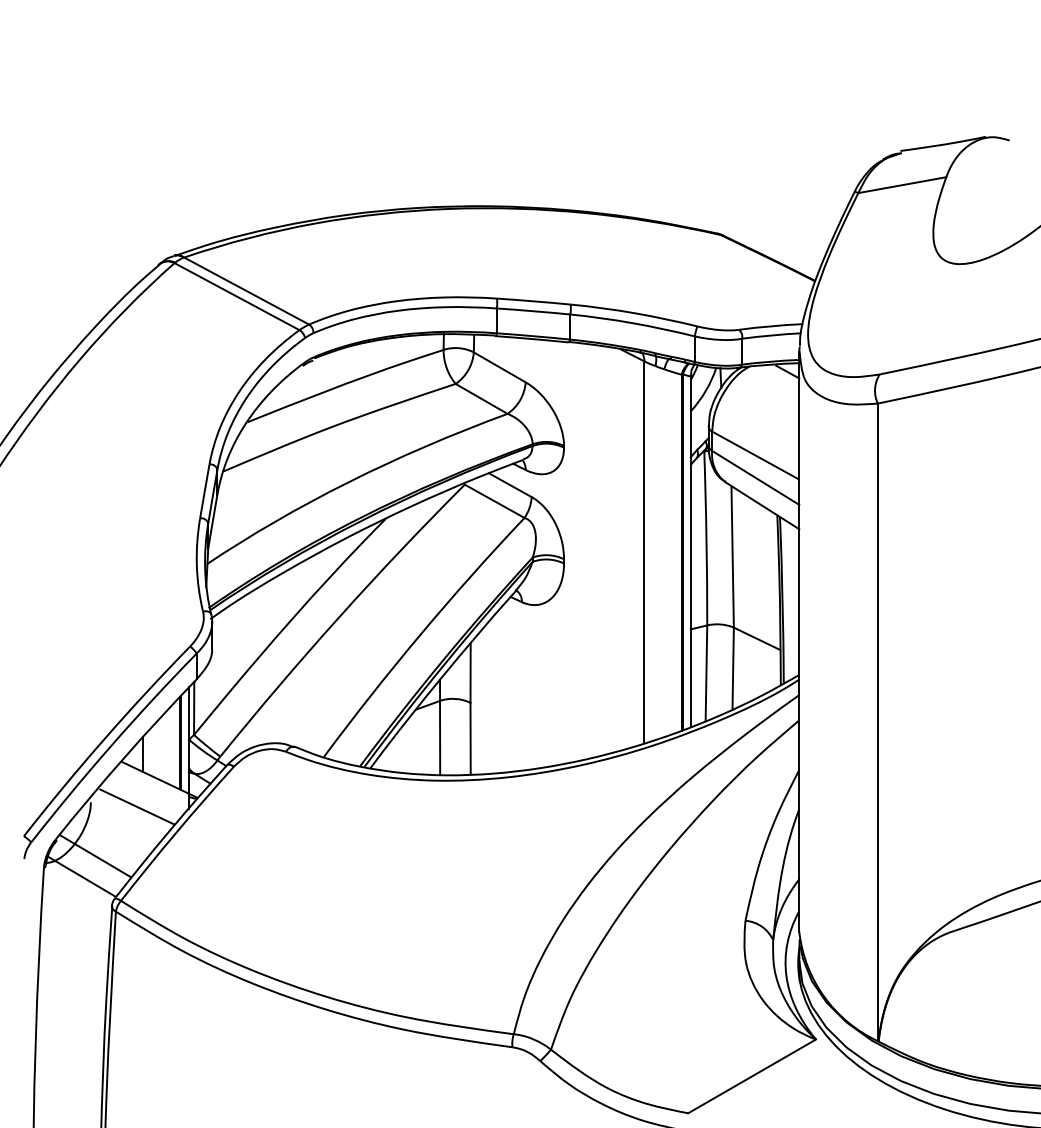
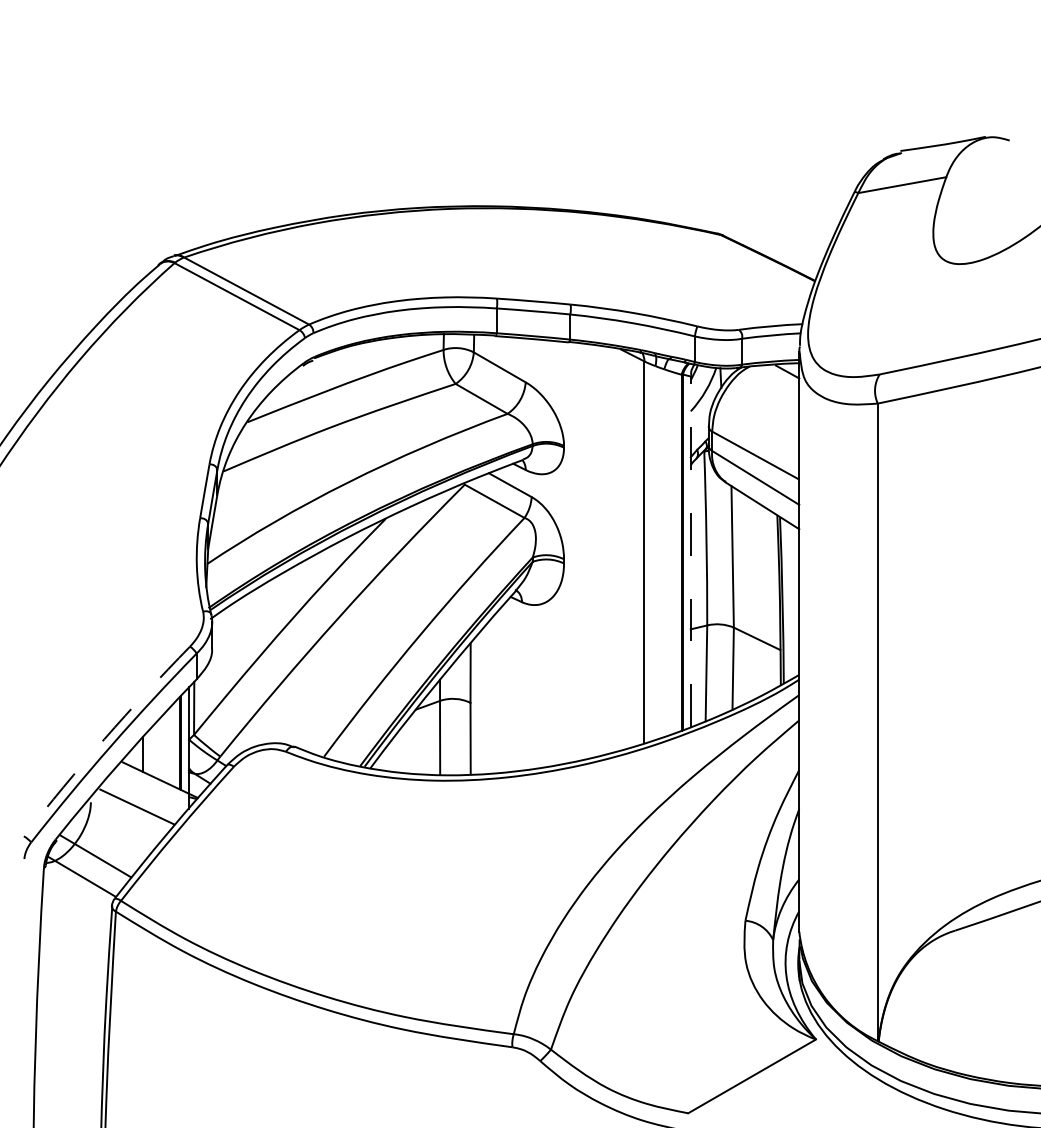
line: solid -> dashed (690, 551)
arc: solid -> dashed (104, 739)
